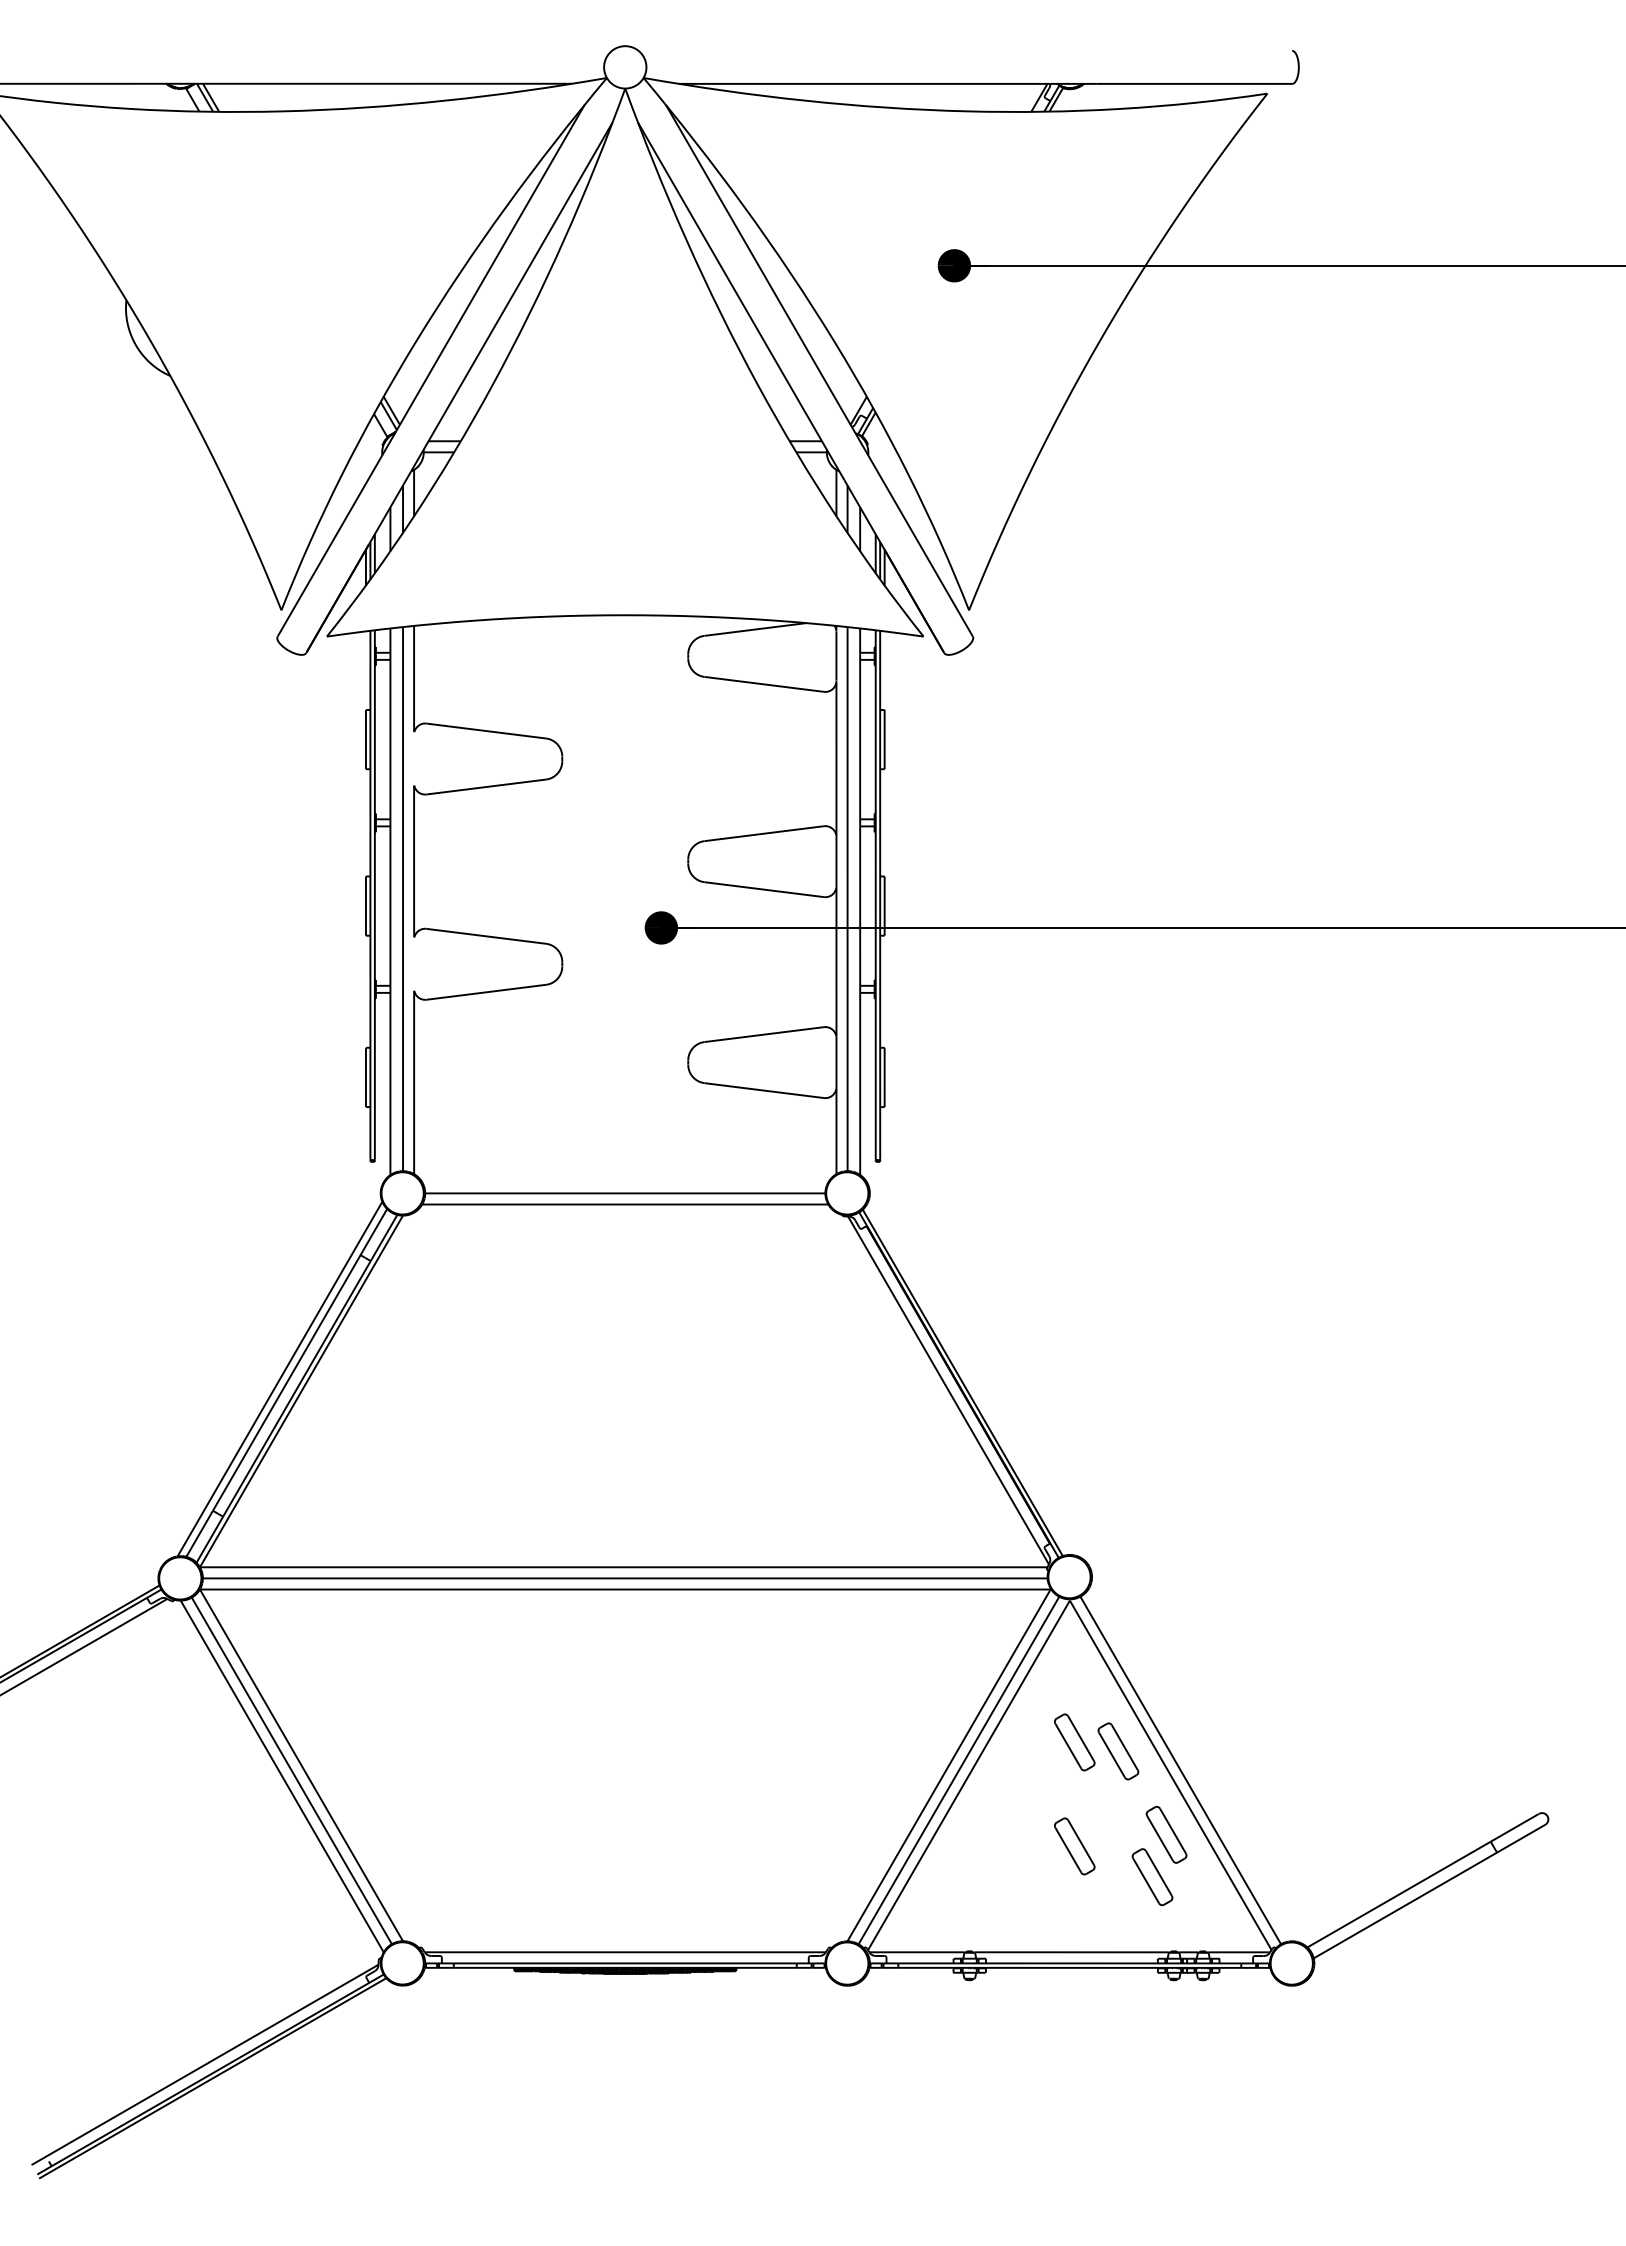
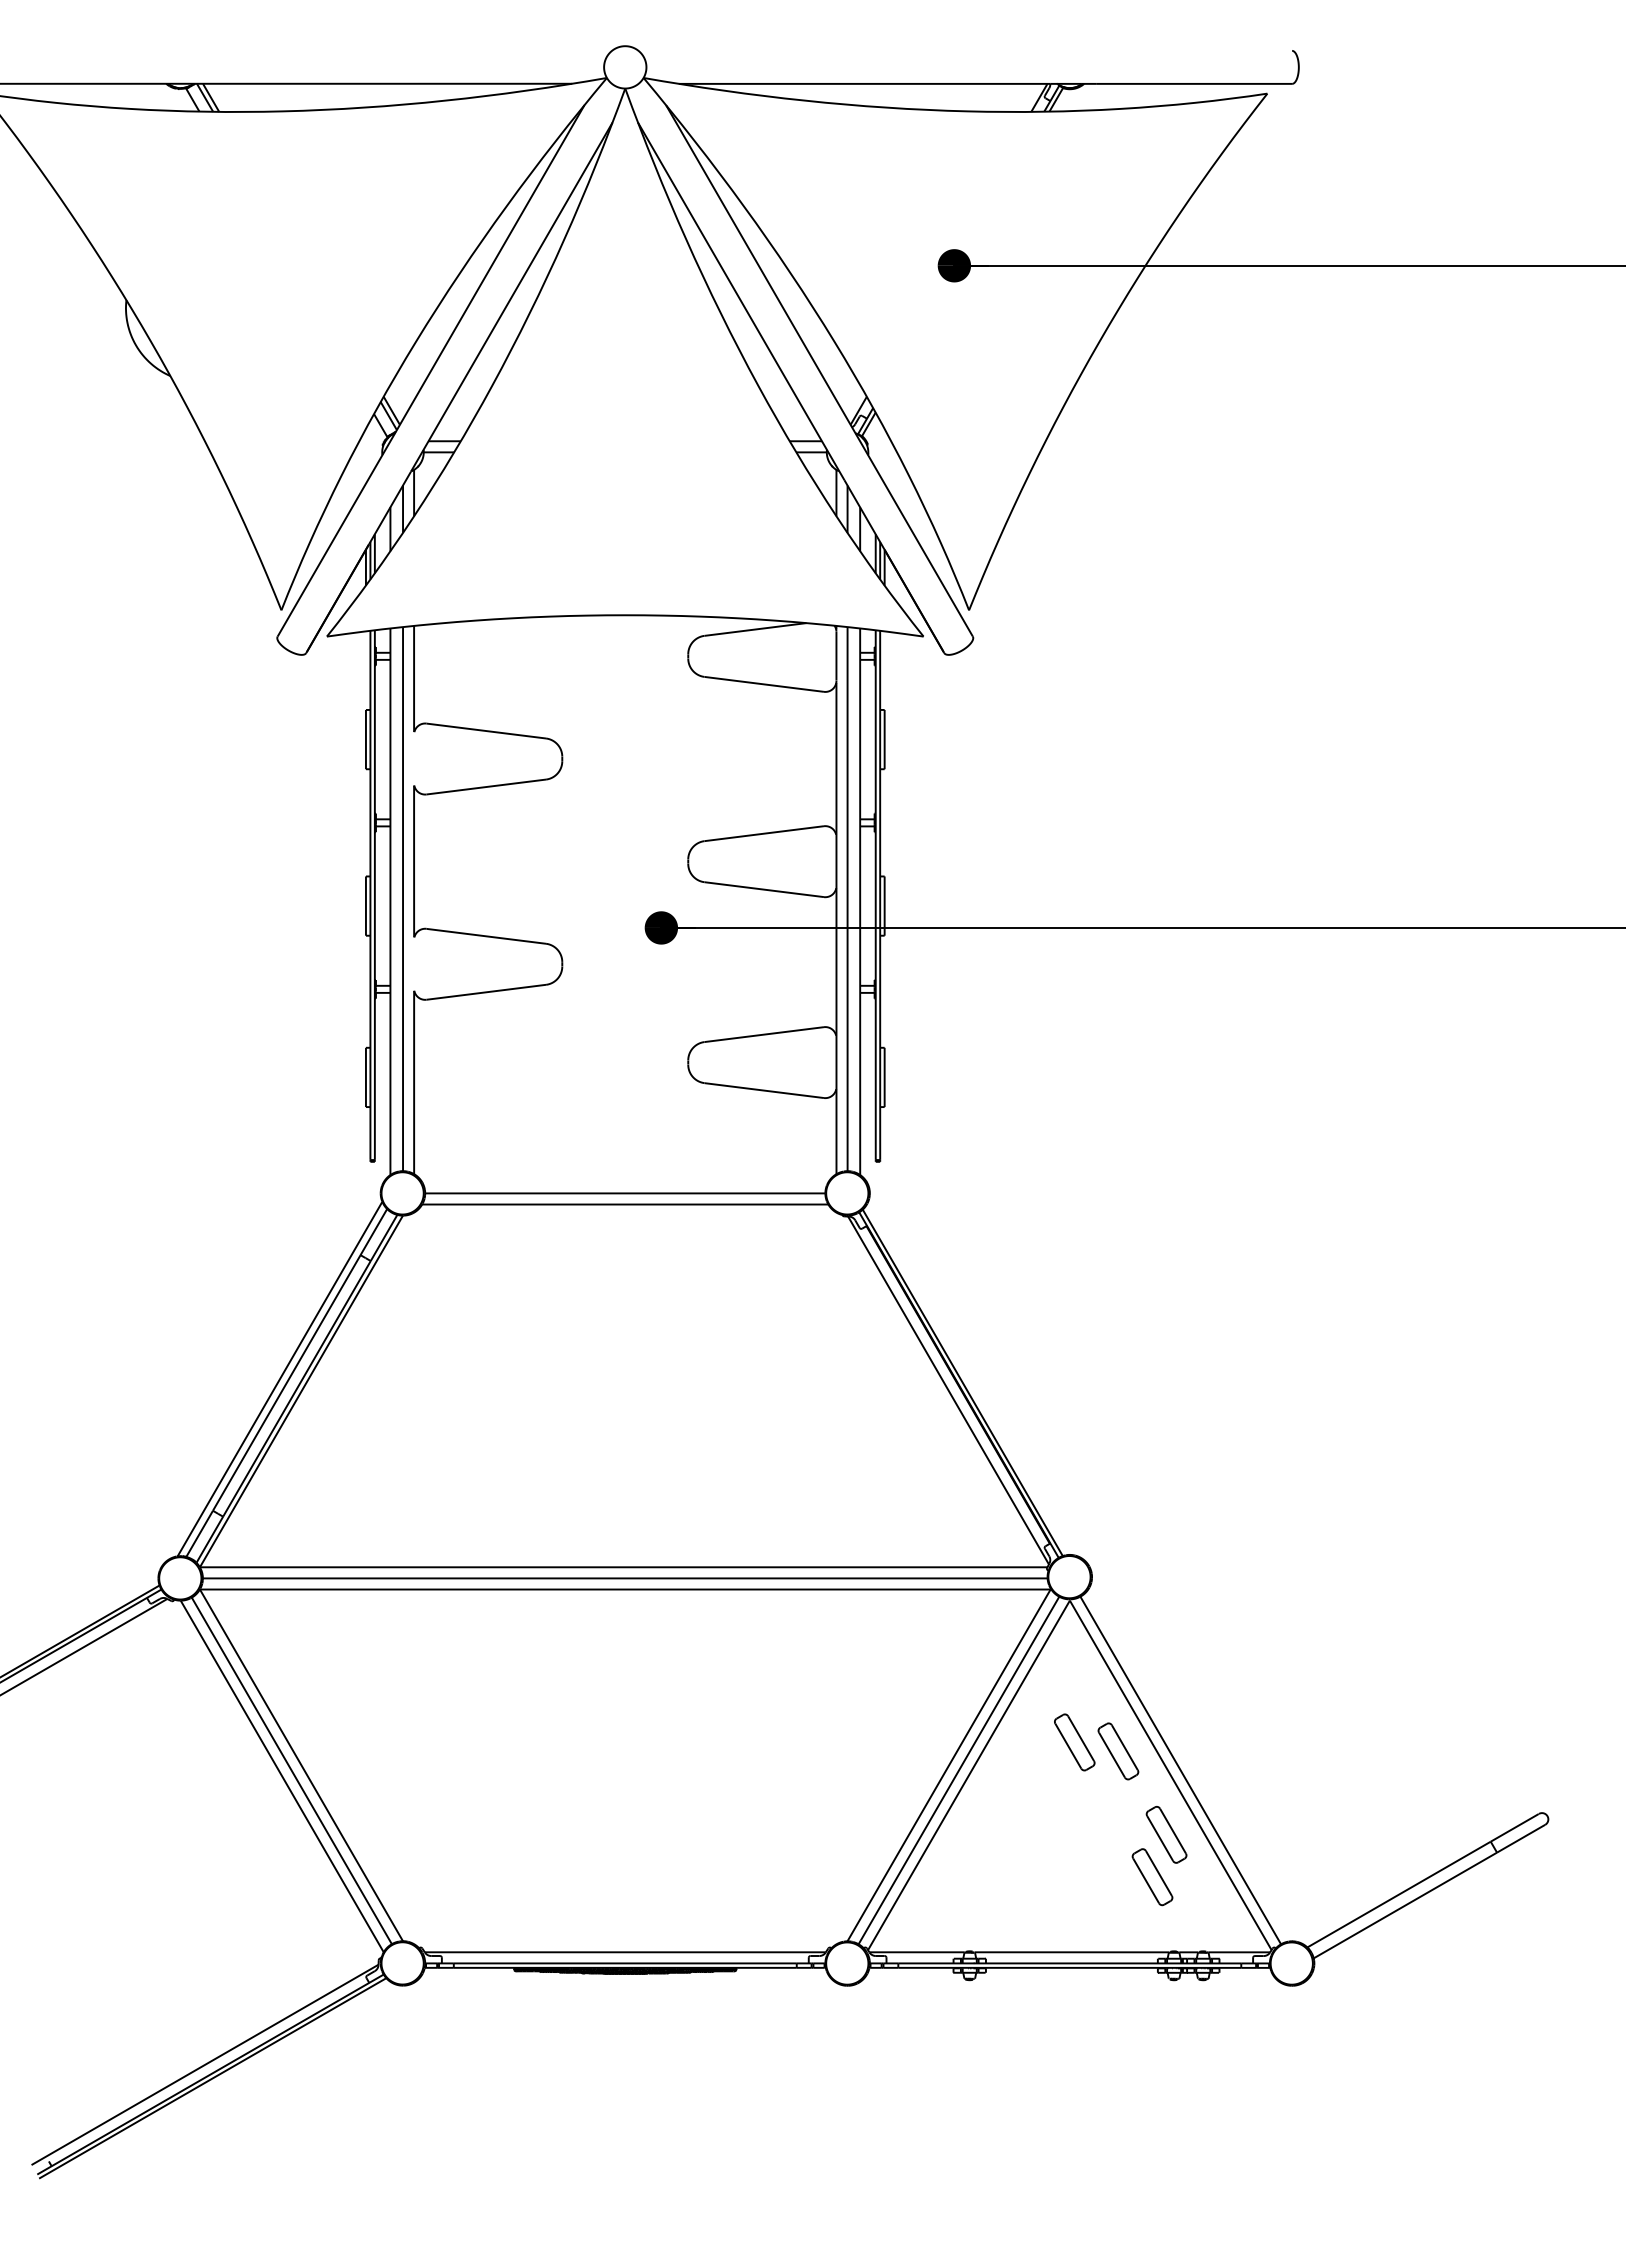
part: present -> none (1074, 1846)
